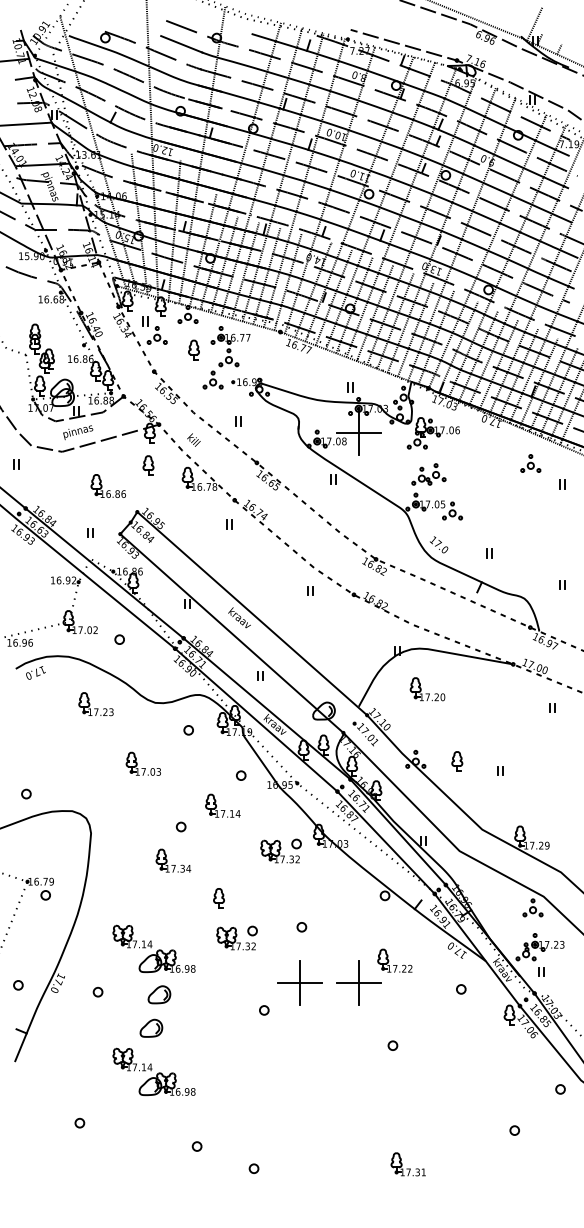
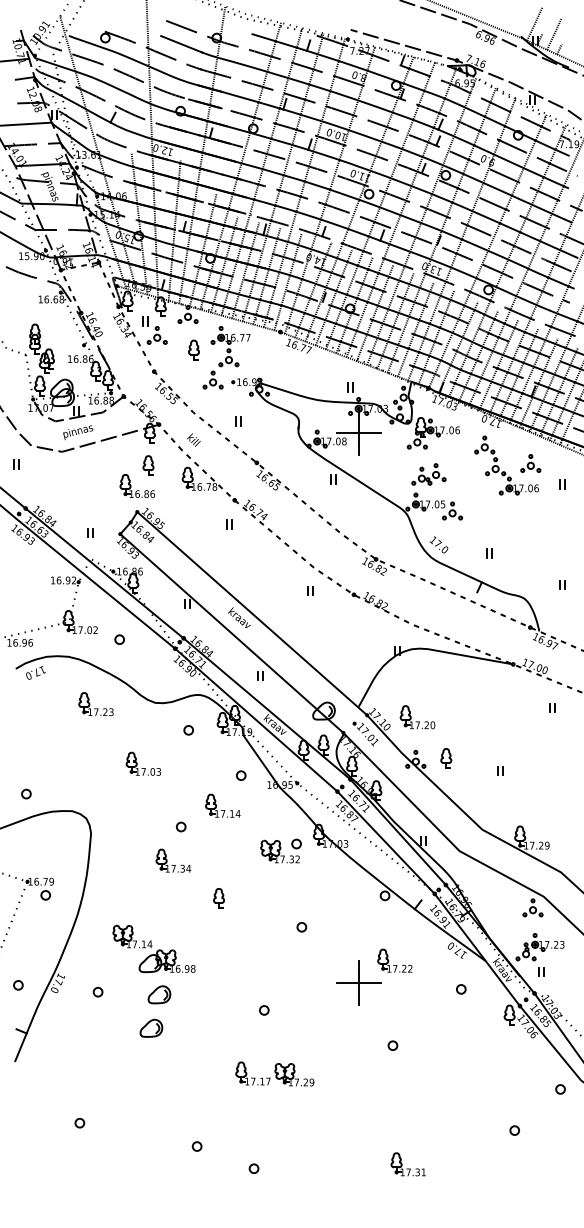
line: none -> present (554, 33)
part: none -> present (505, 471)
part position: (107, 485) -> (136, 485) (136, 485)
part position: (427, 689) -> (417, 717) (417, 717)
part position: (457, 761) -> (446, 758) (446, 758)
part: present -> none (236, 937)
part: present -> none (299, 982)
part: present -> none (153, 1071)
part: none -> present (274, 1073)
